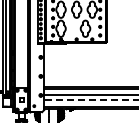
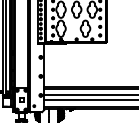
line: dashed -> solid (91, 100)
